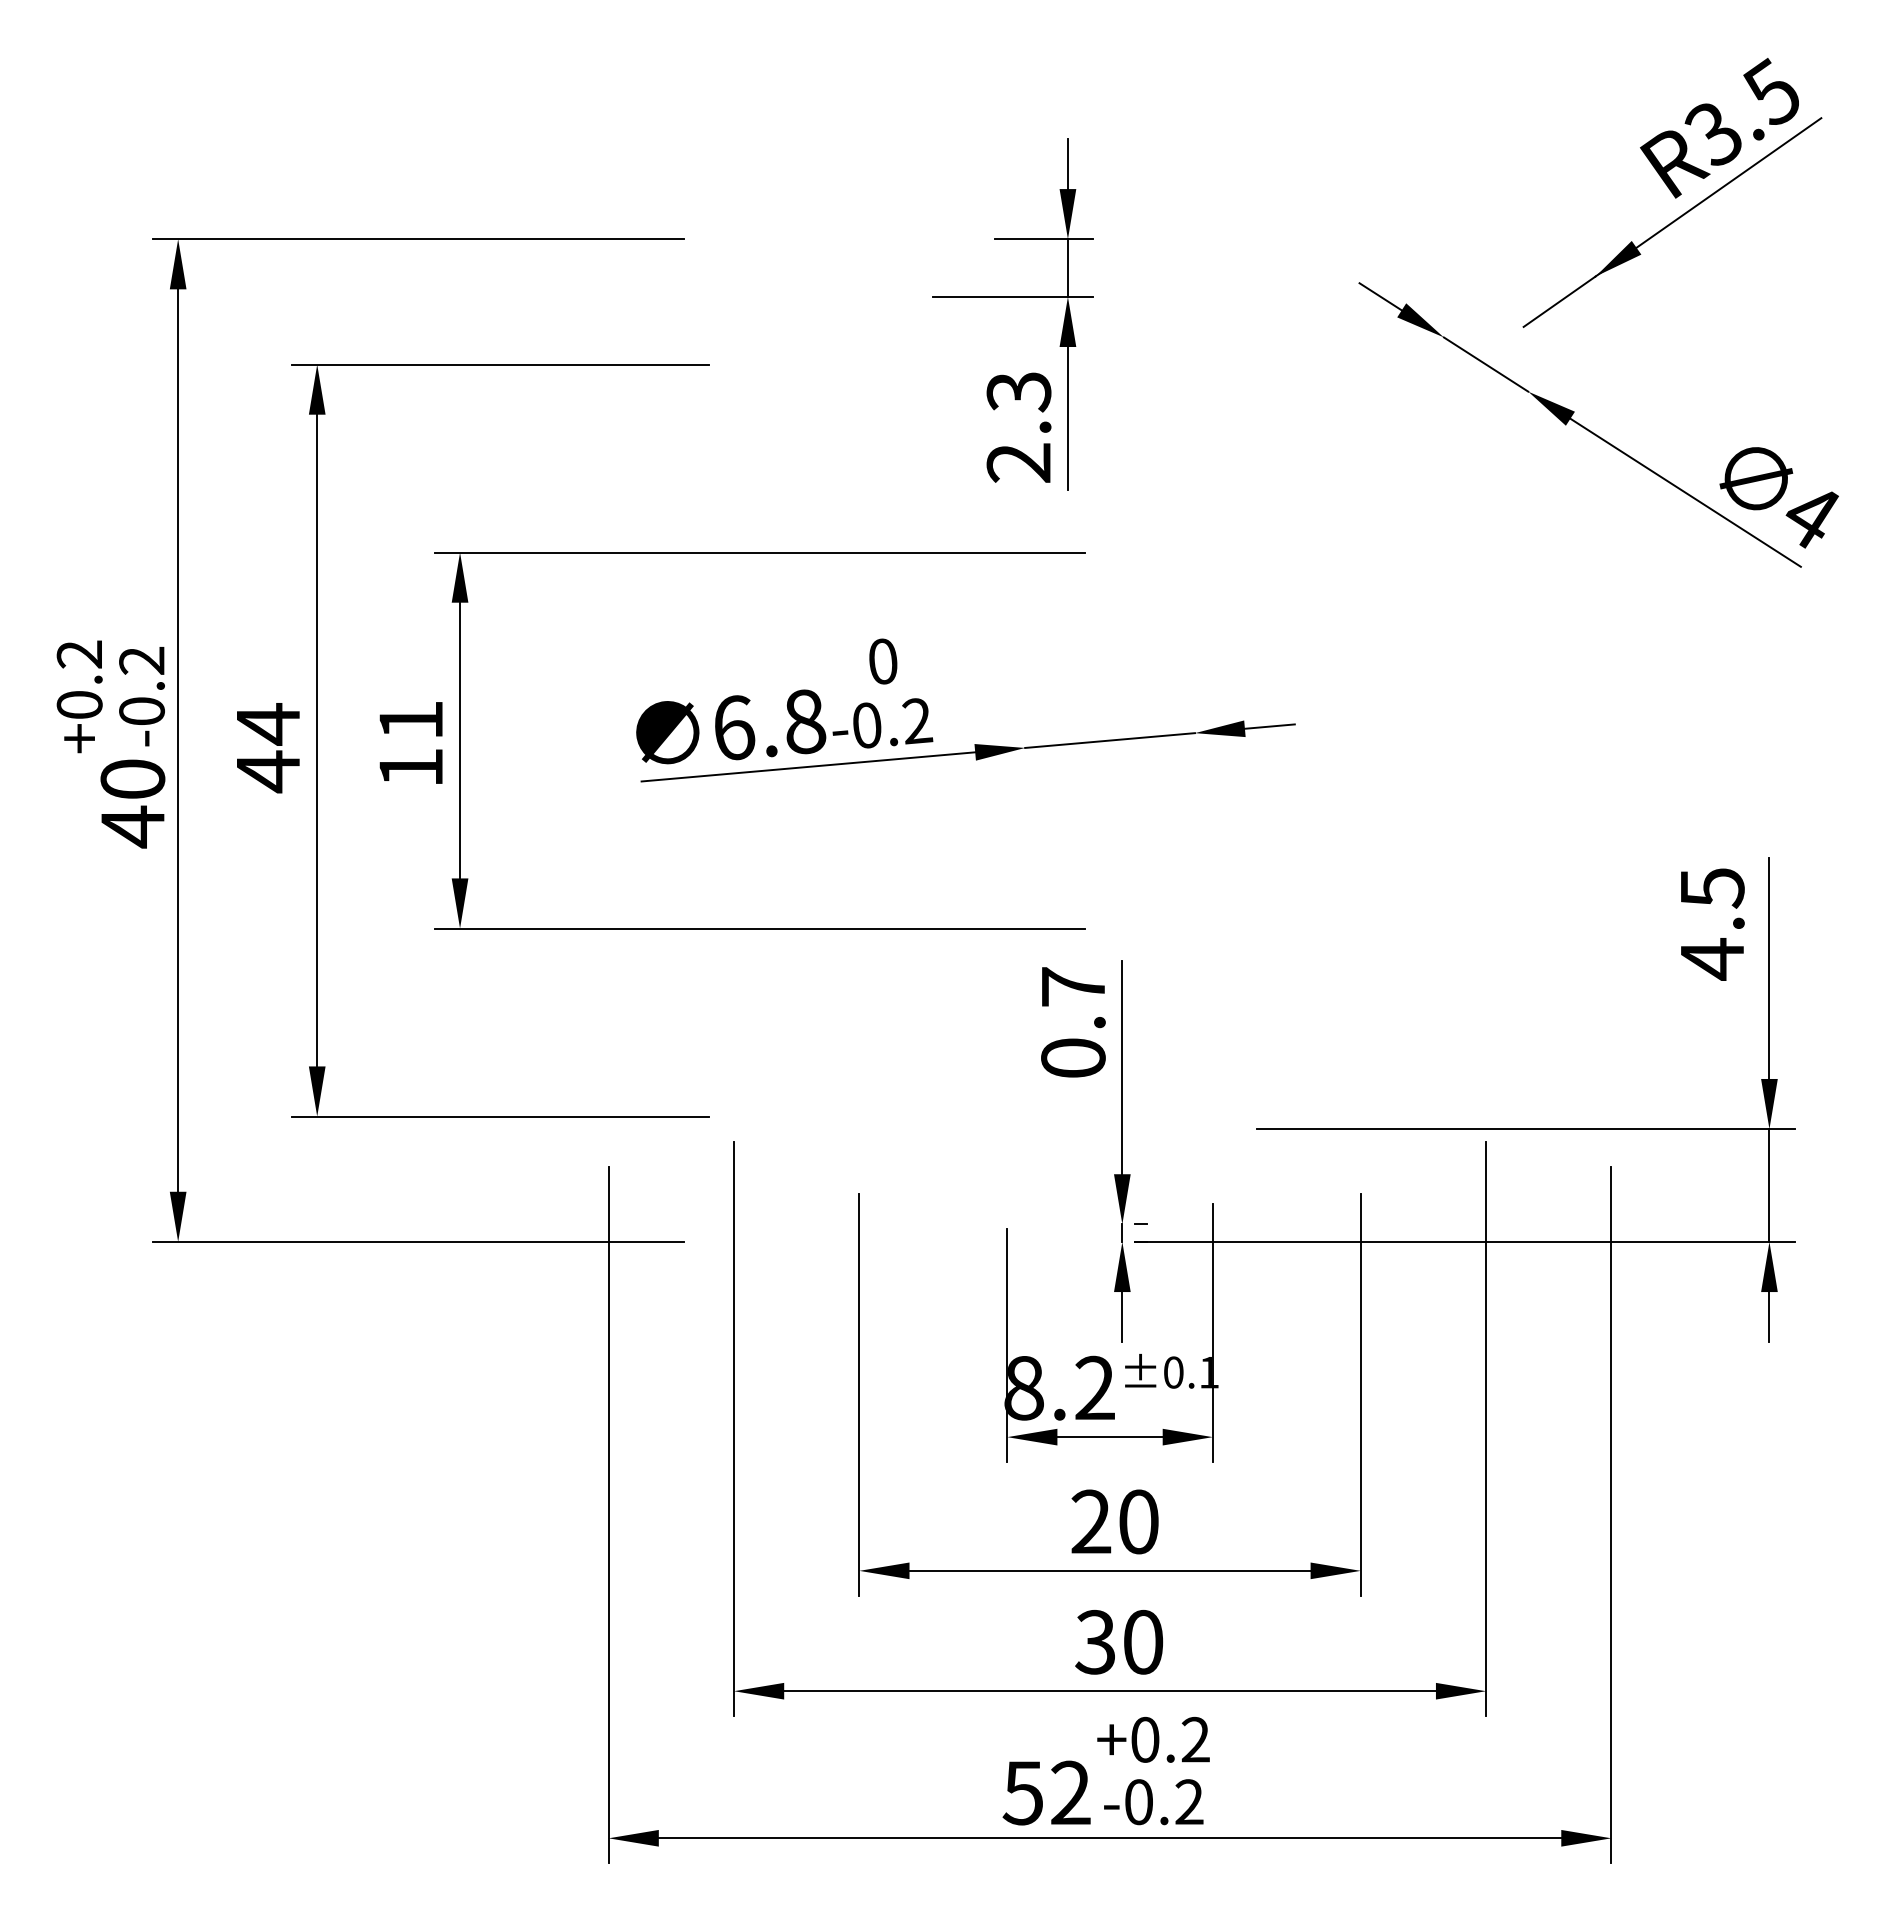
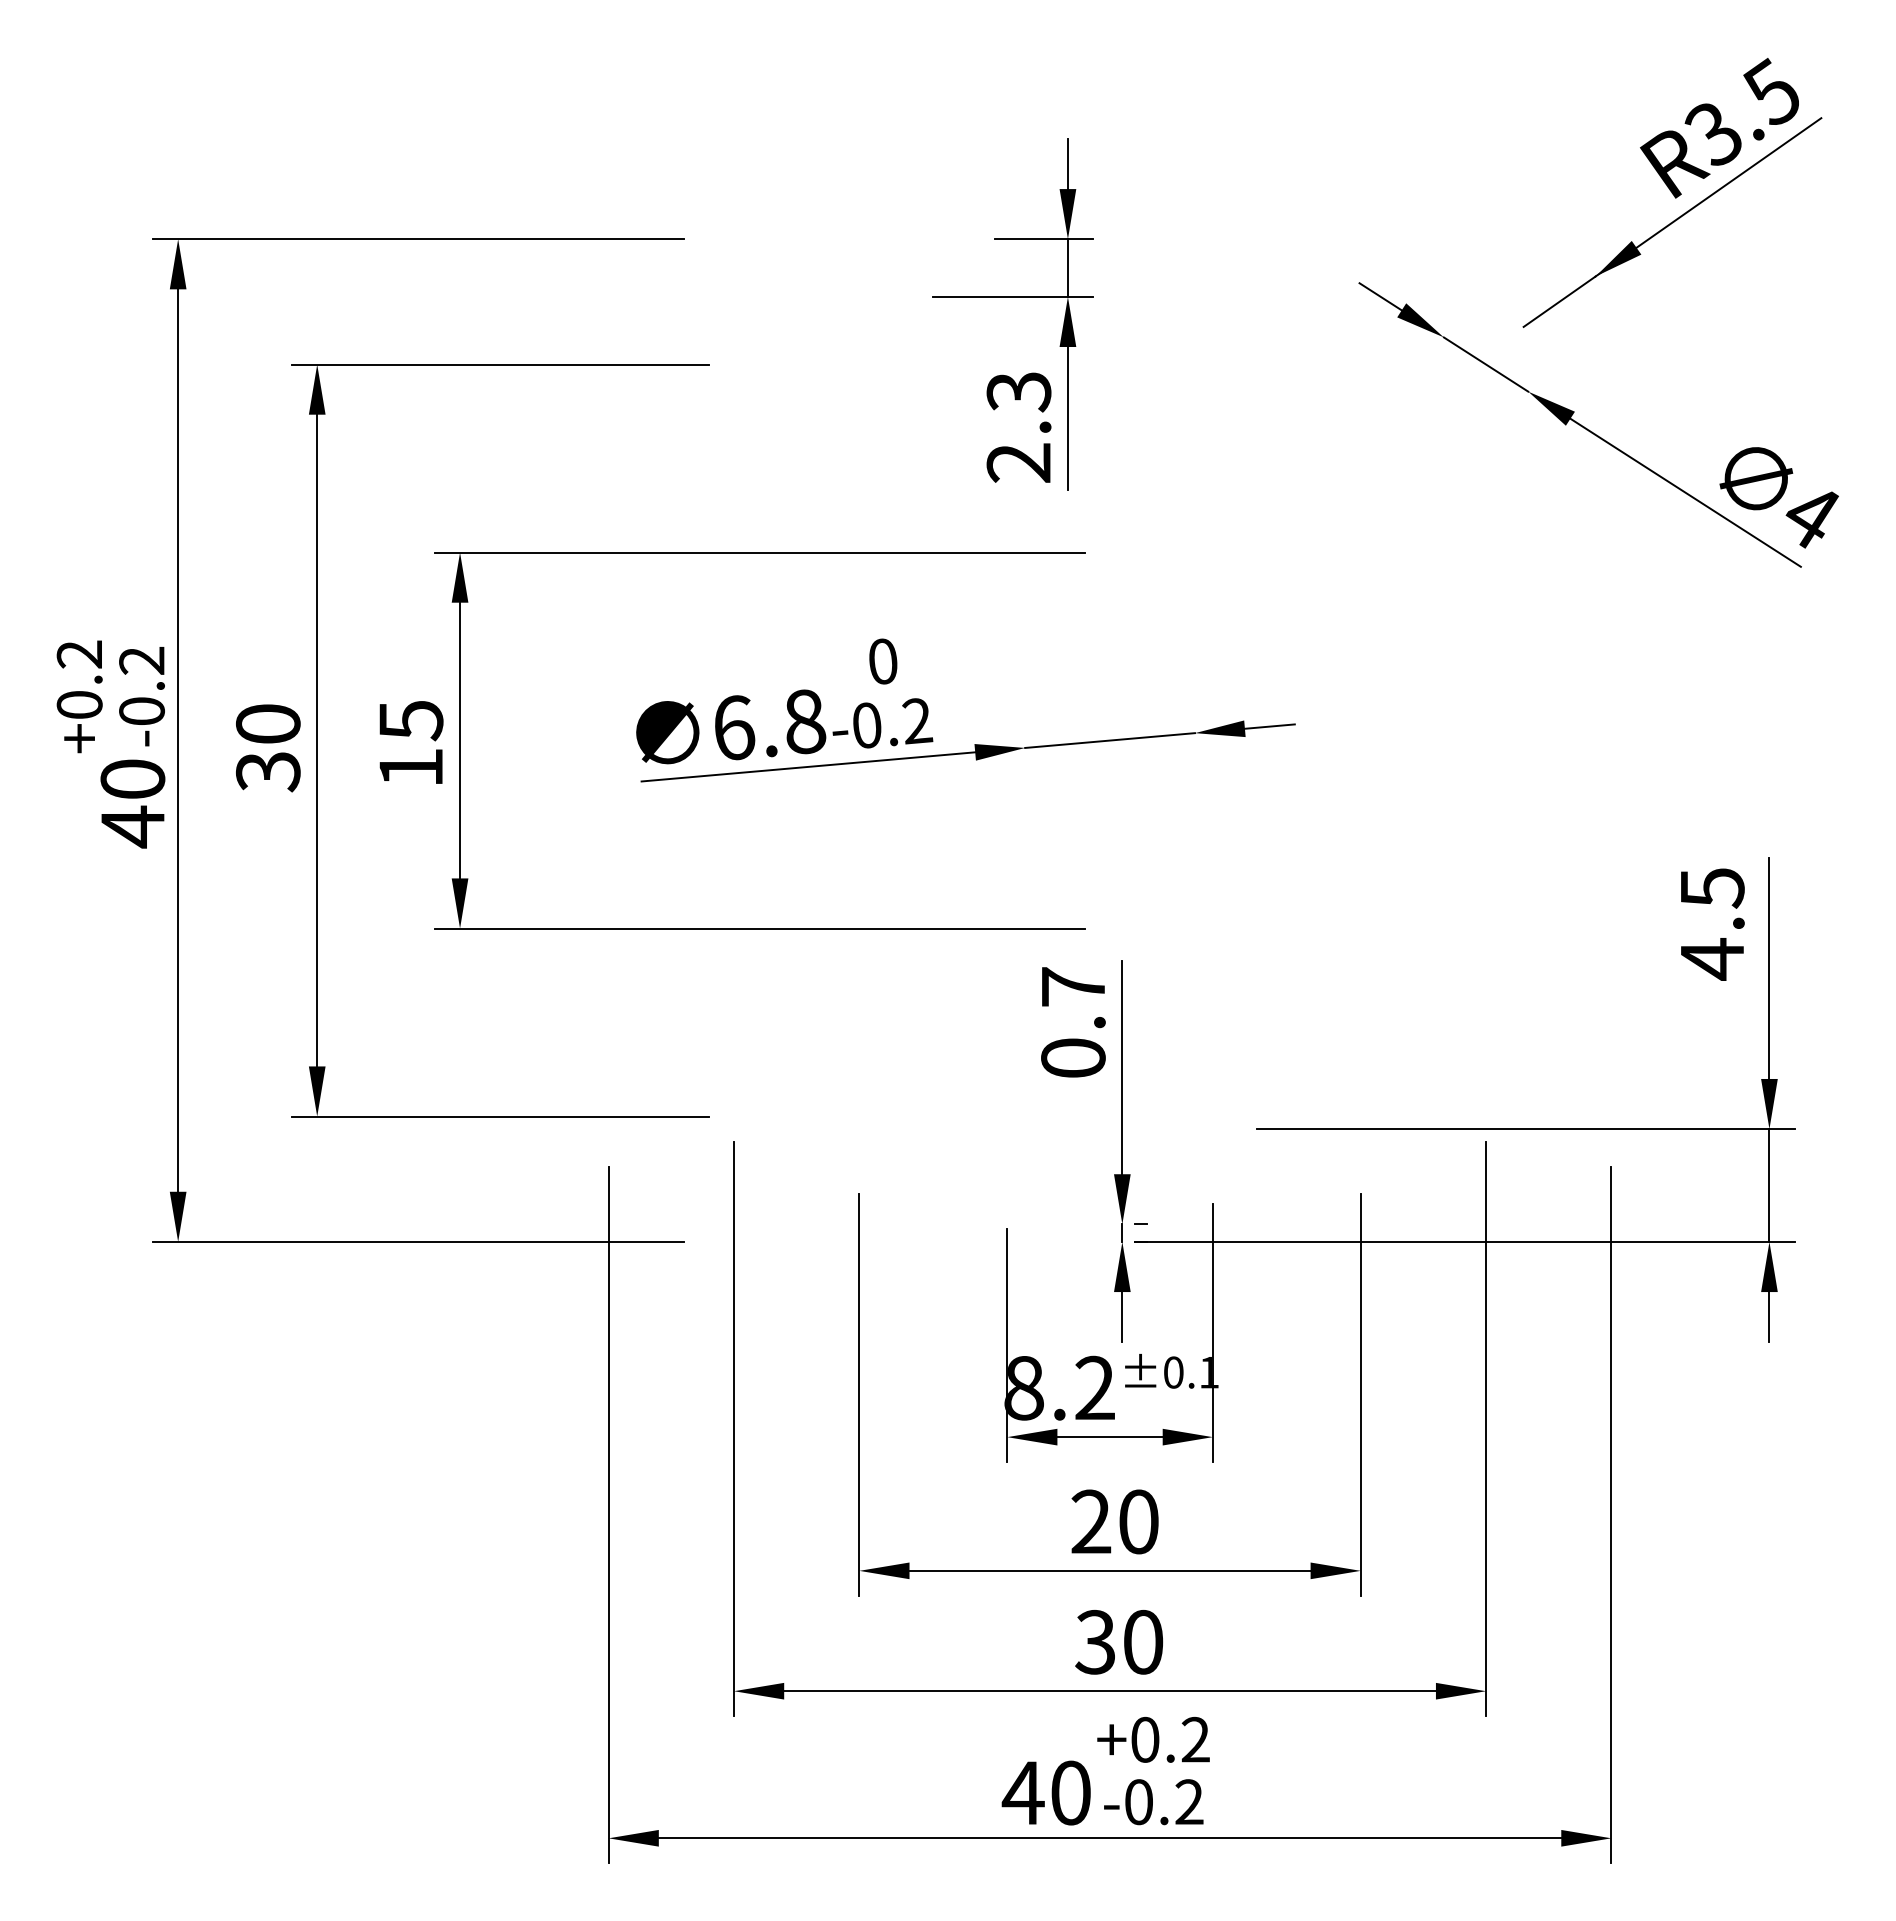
text: 11 -> 15 (411, 721)
text: 44 -> 30 (268, 748)
text: 52 -> 40 (1045, 1792)
